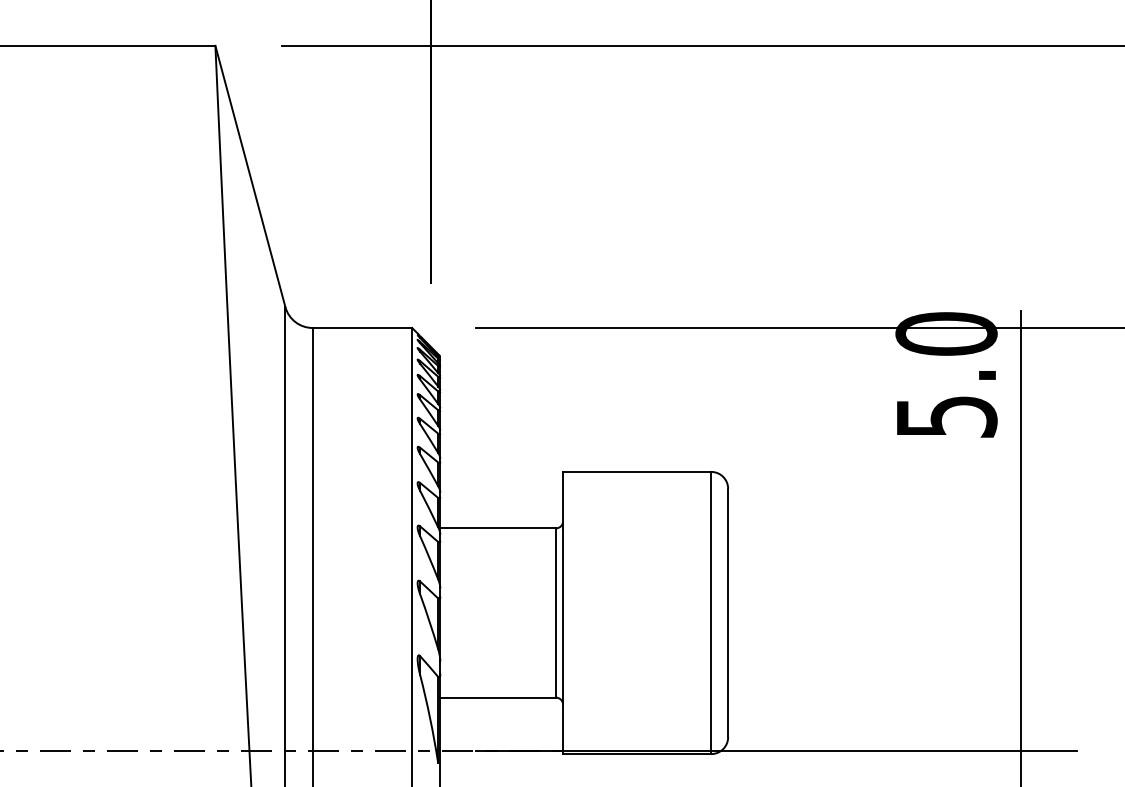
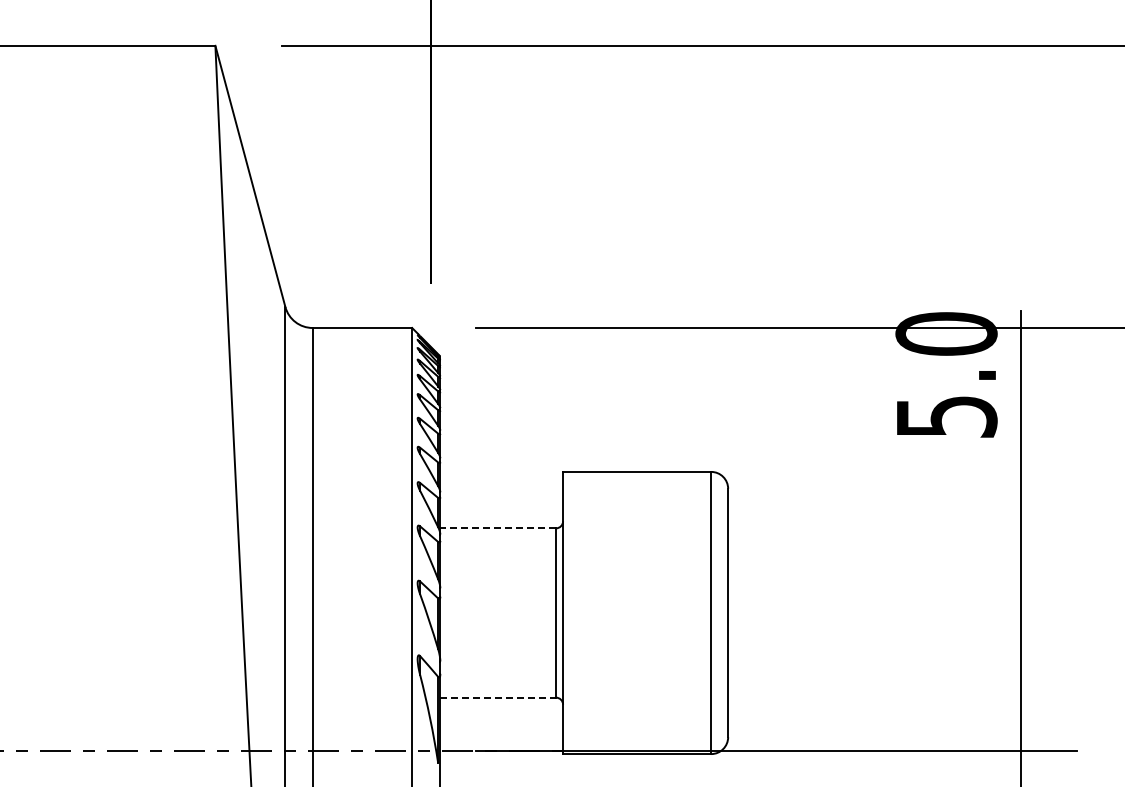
line: solid -> dashed (498, 528)
line: solid -> dashed (498, 697)
